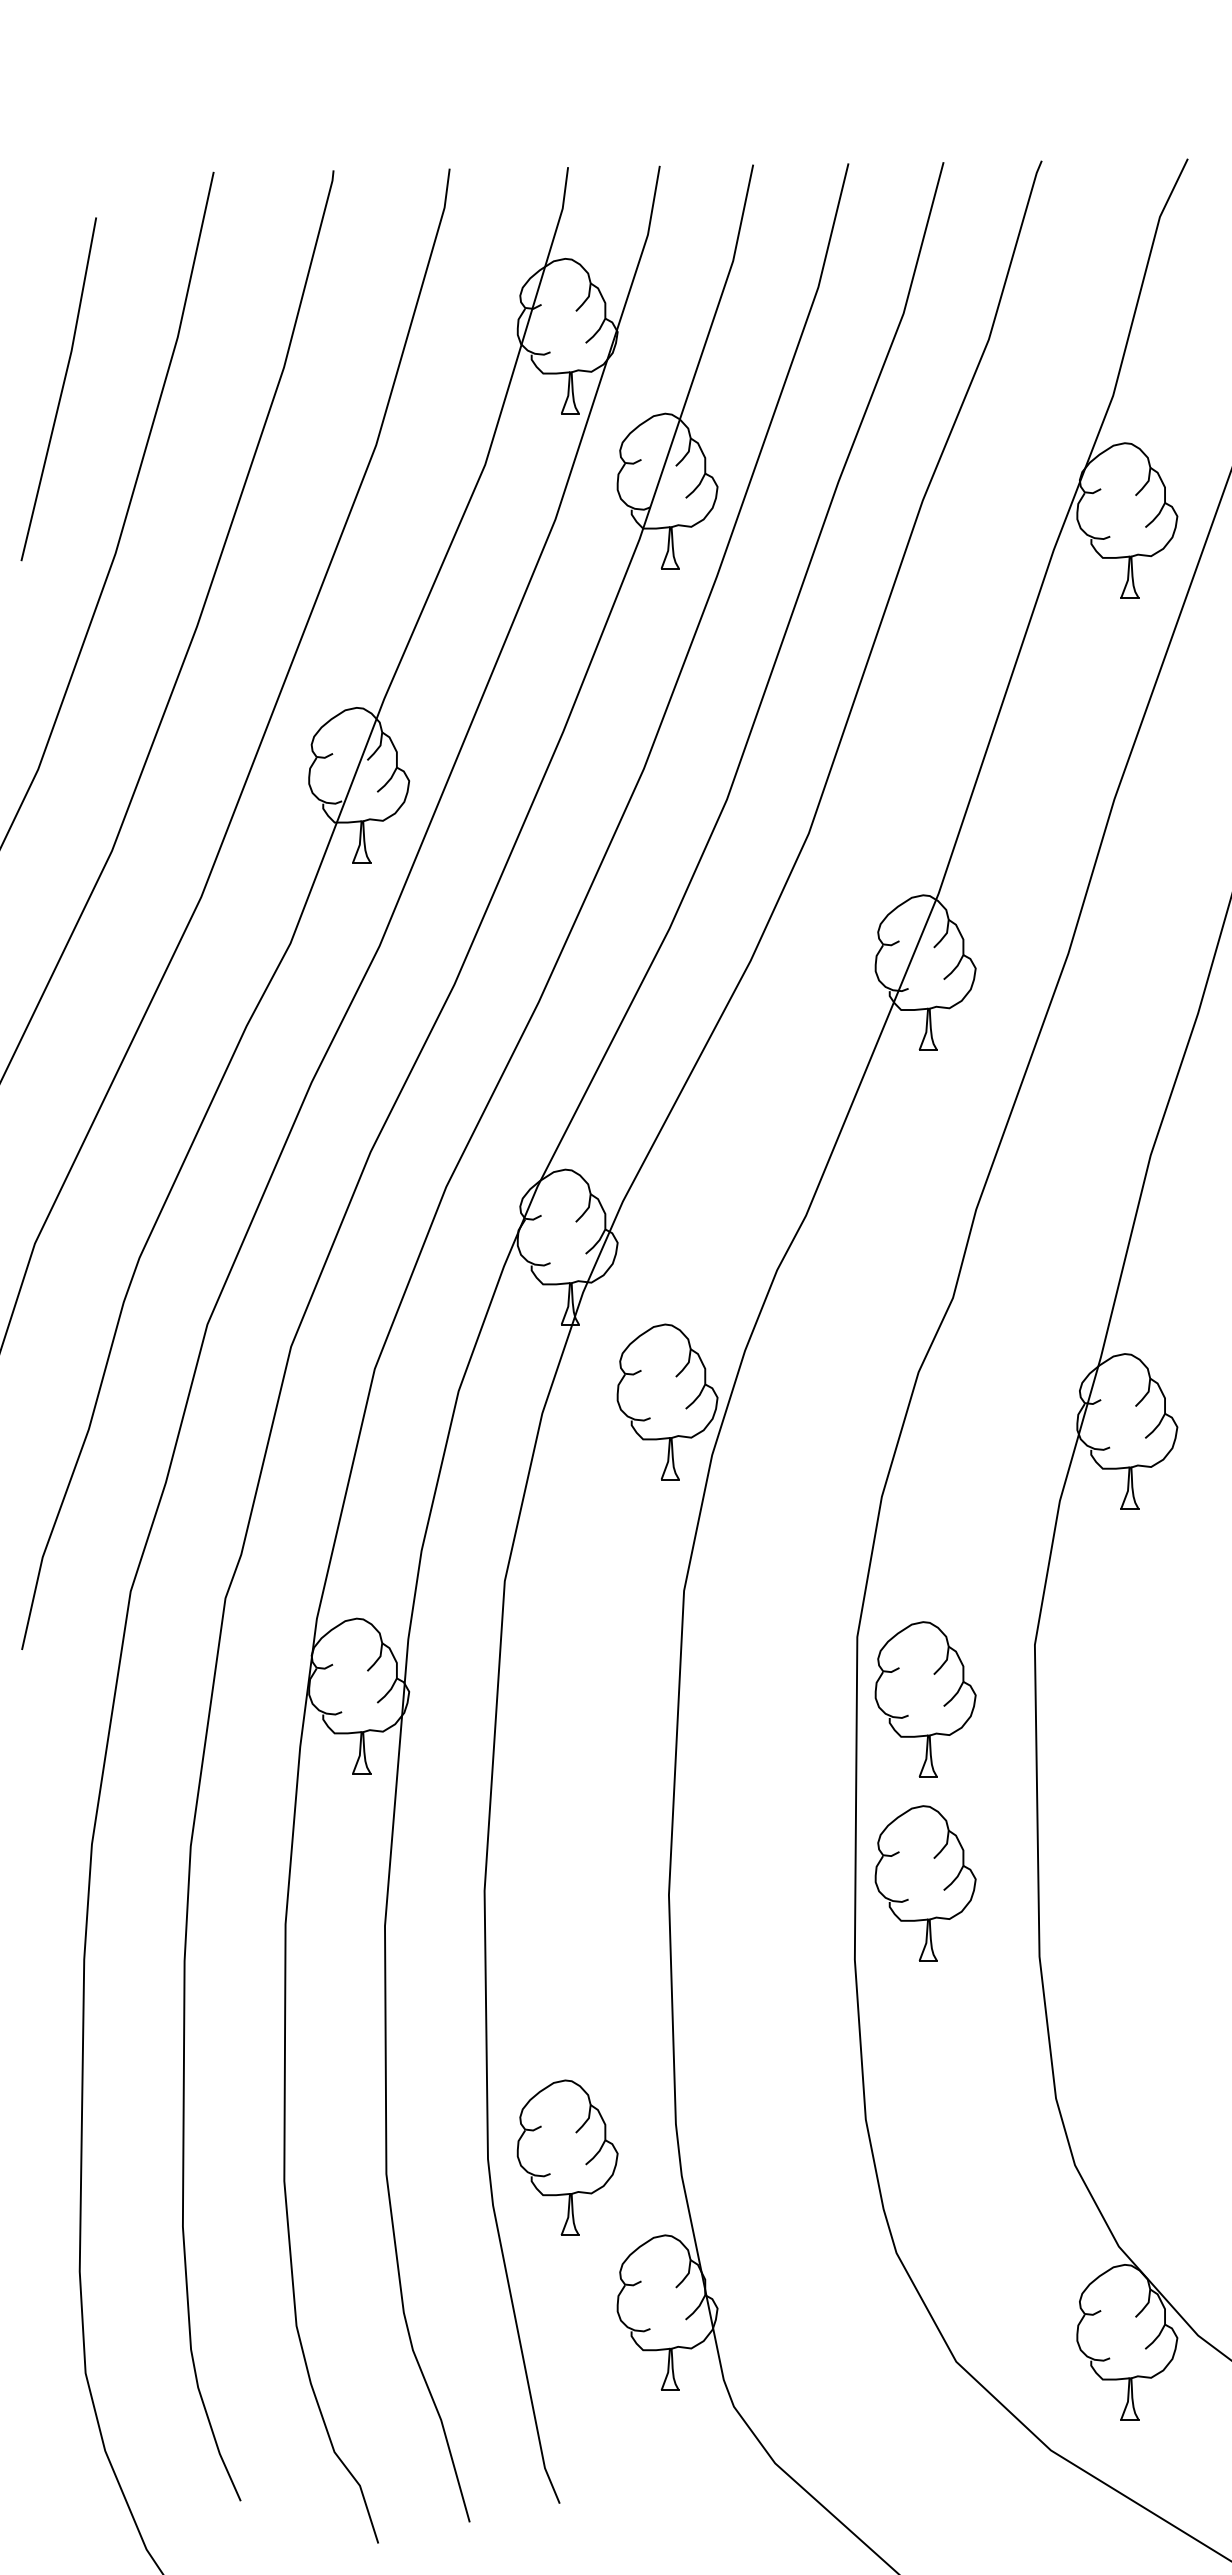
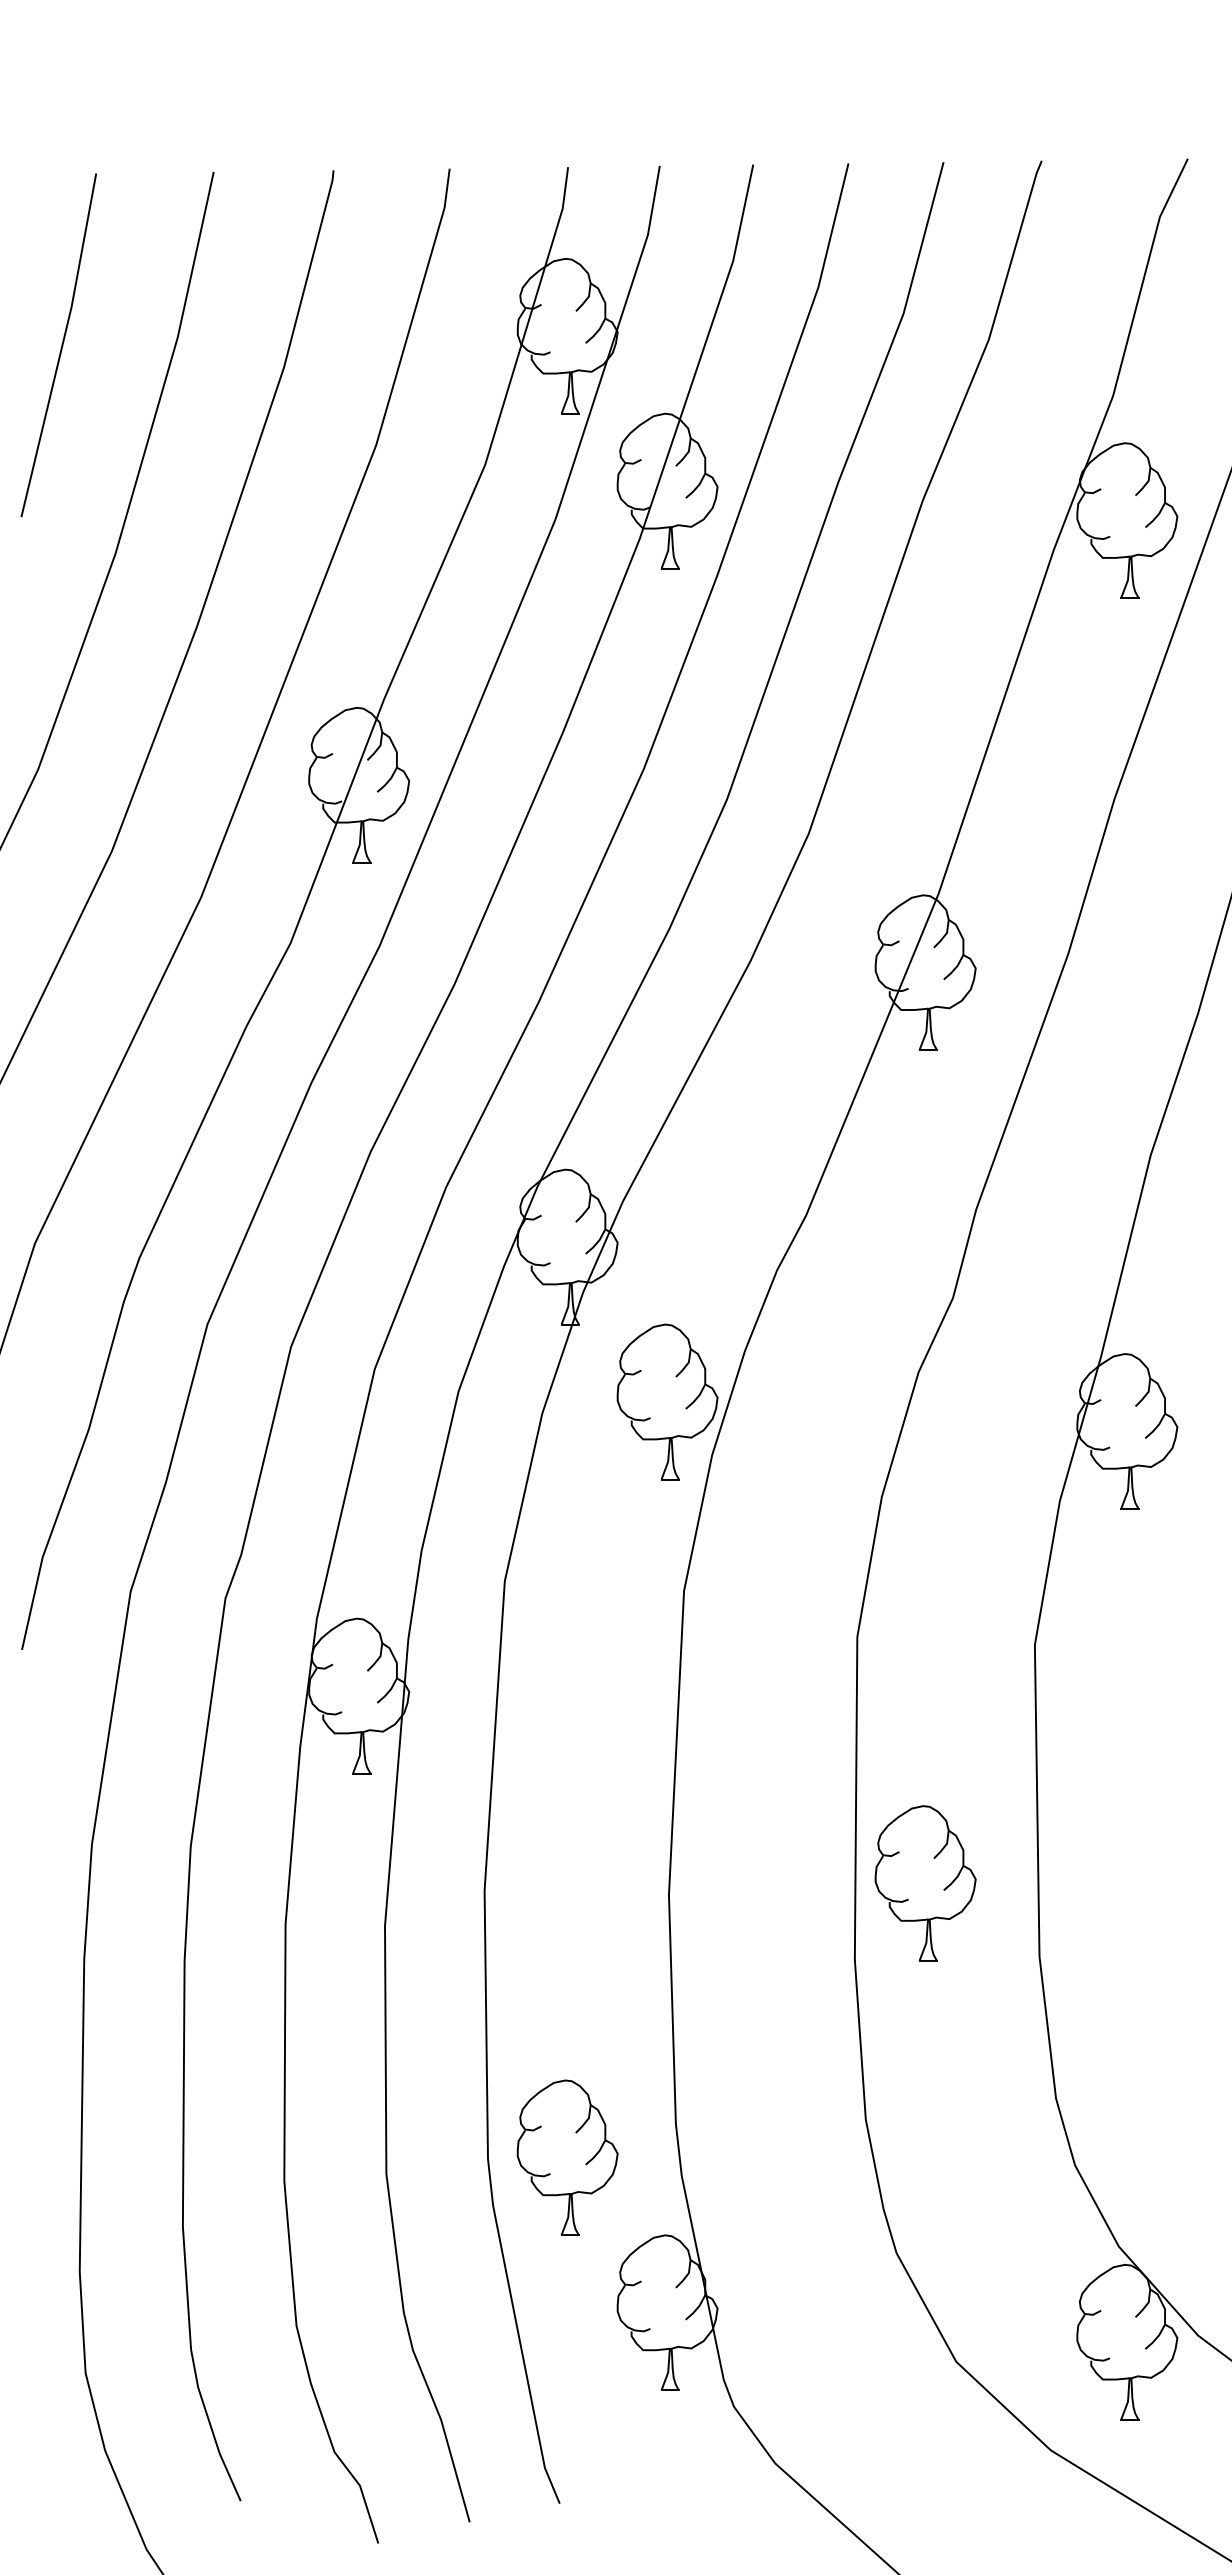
line position: (61, 389) -> (61, 345) (61, 345)
part: present -> none (925, 1699)
